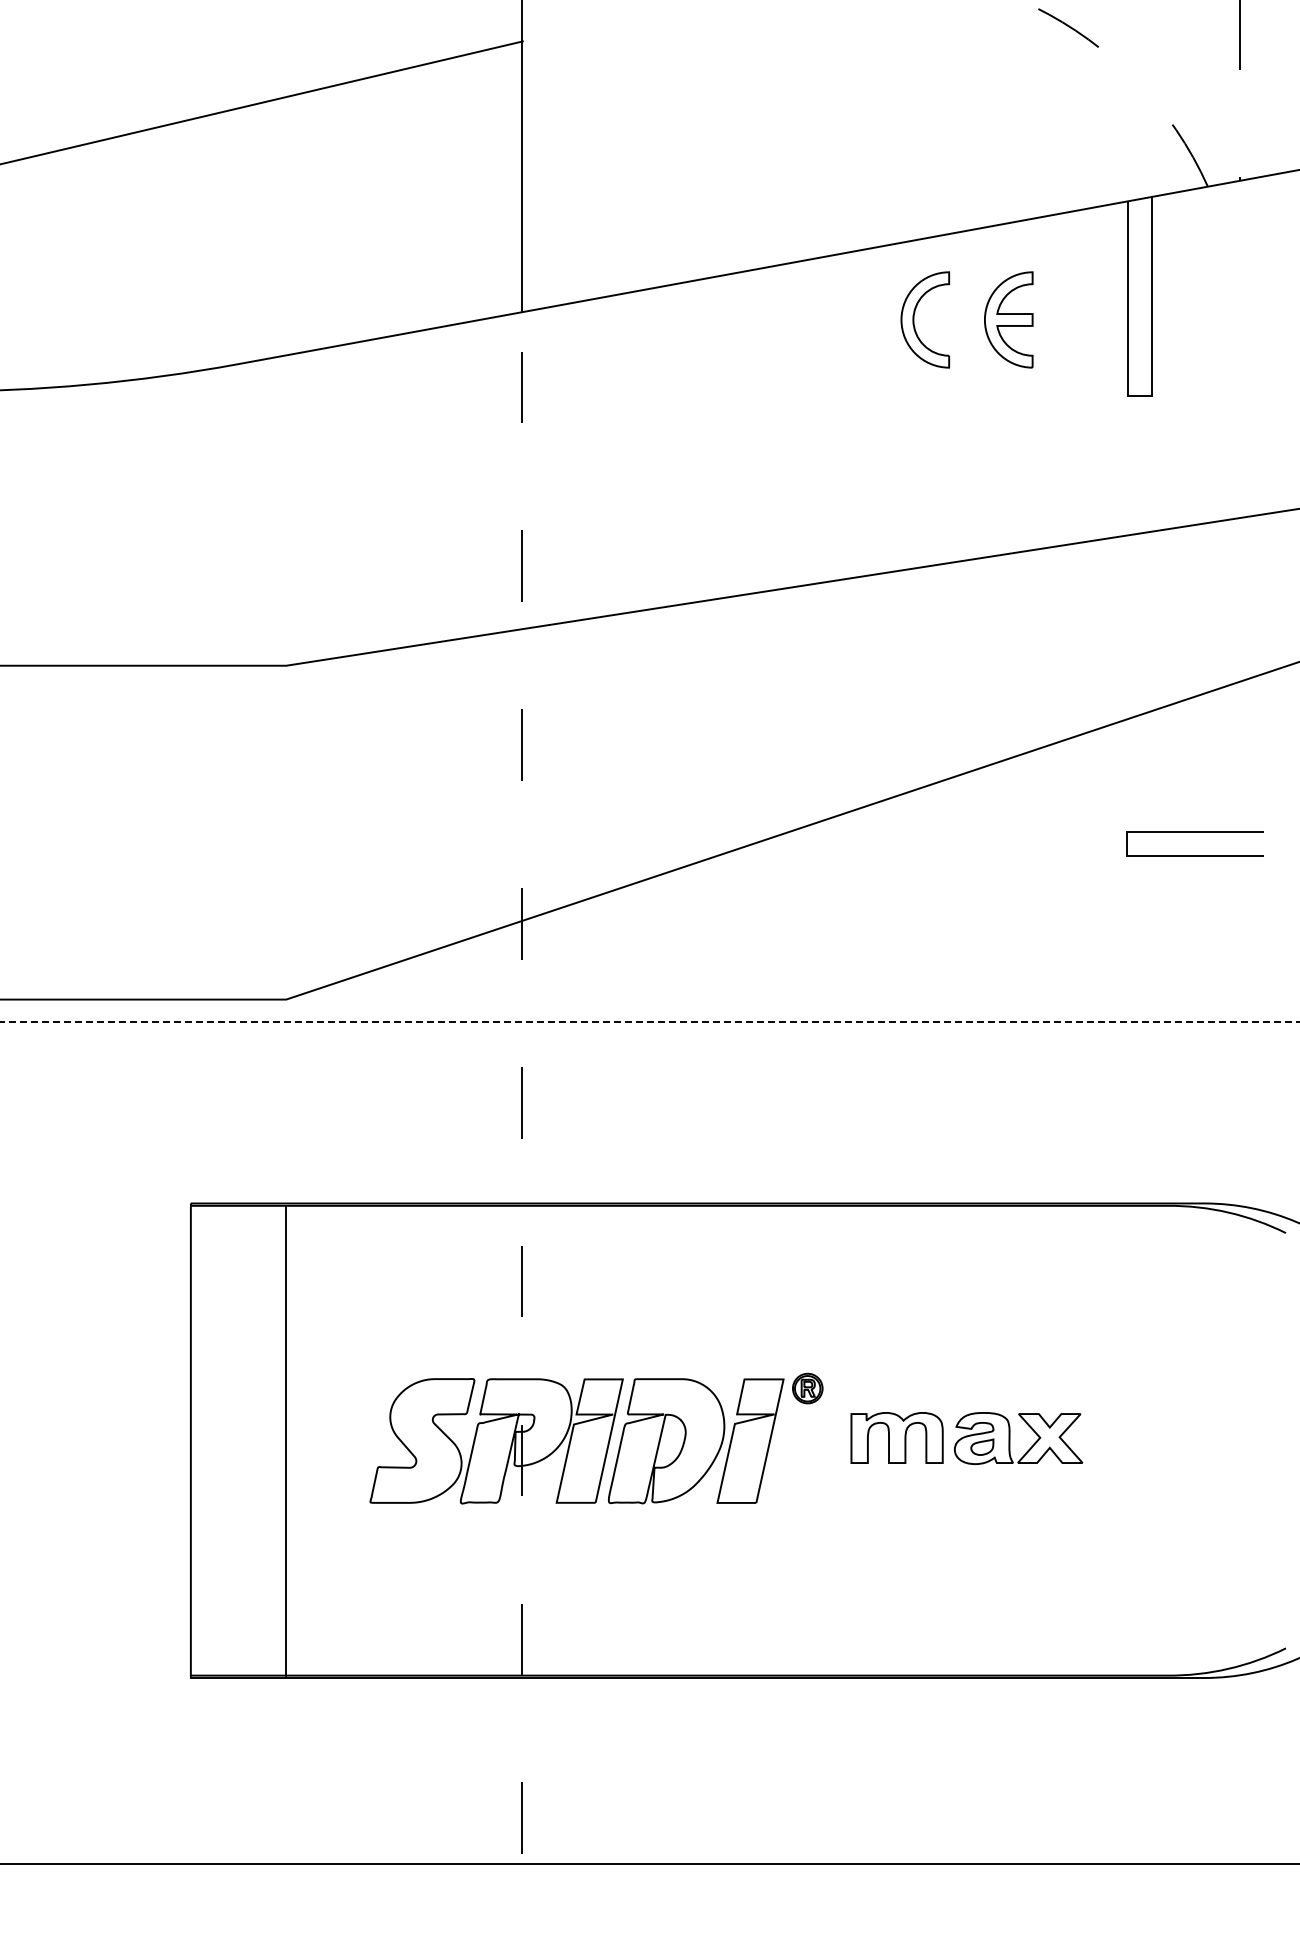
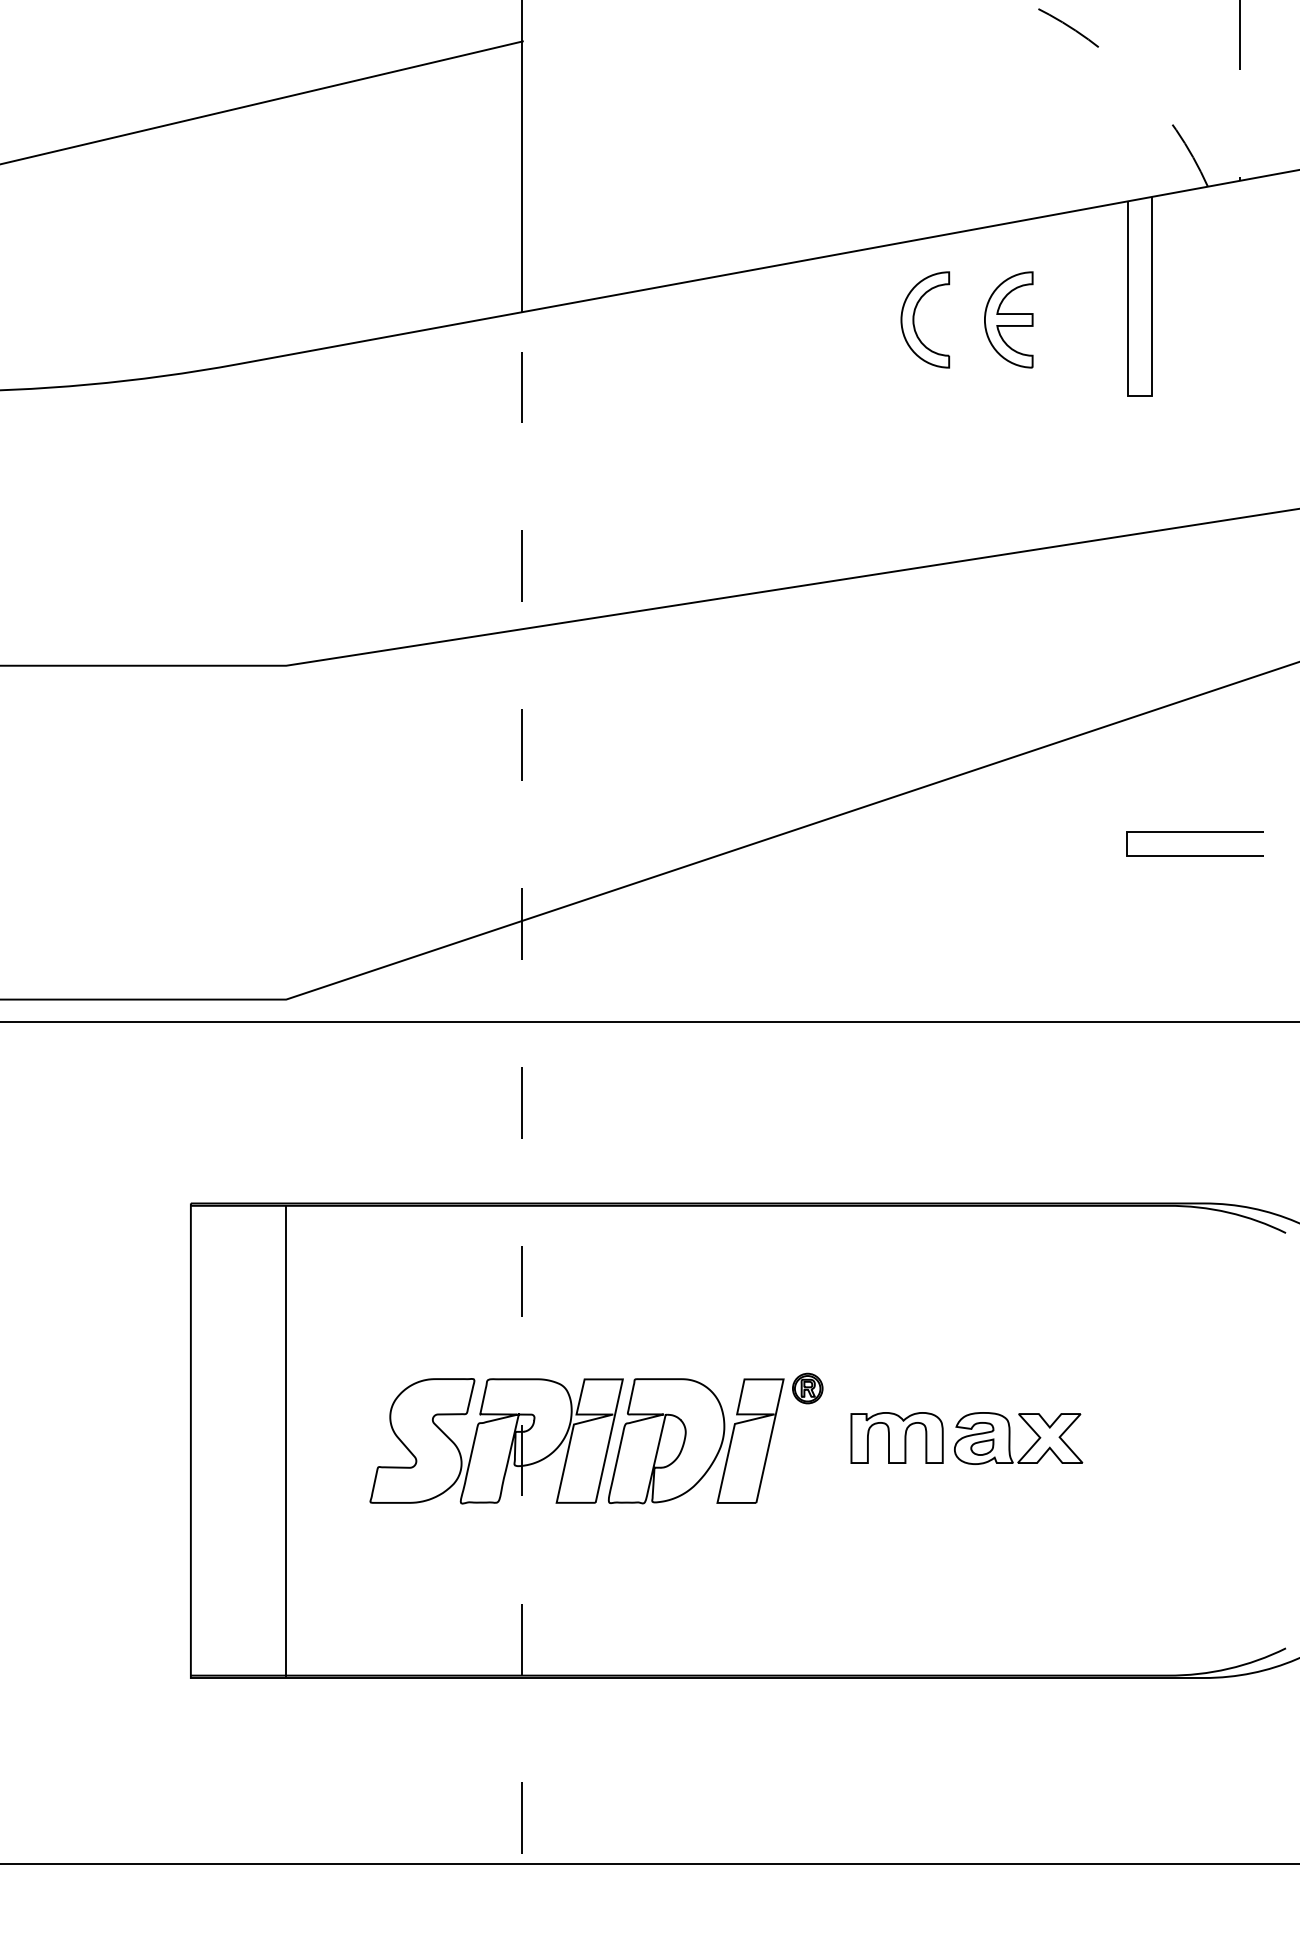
line: dashed -> solid (650, 1022)
